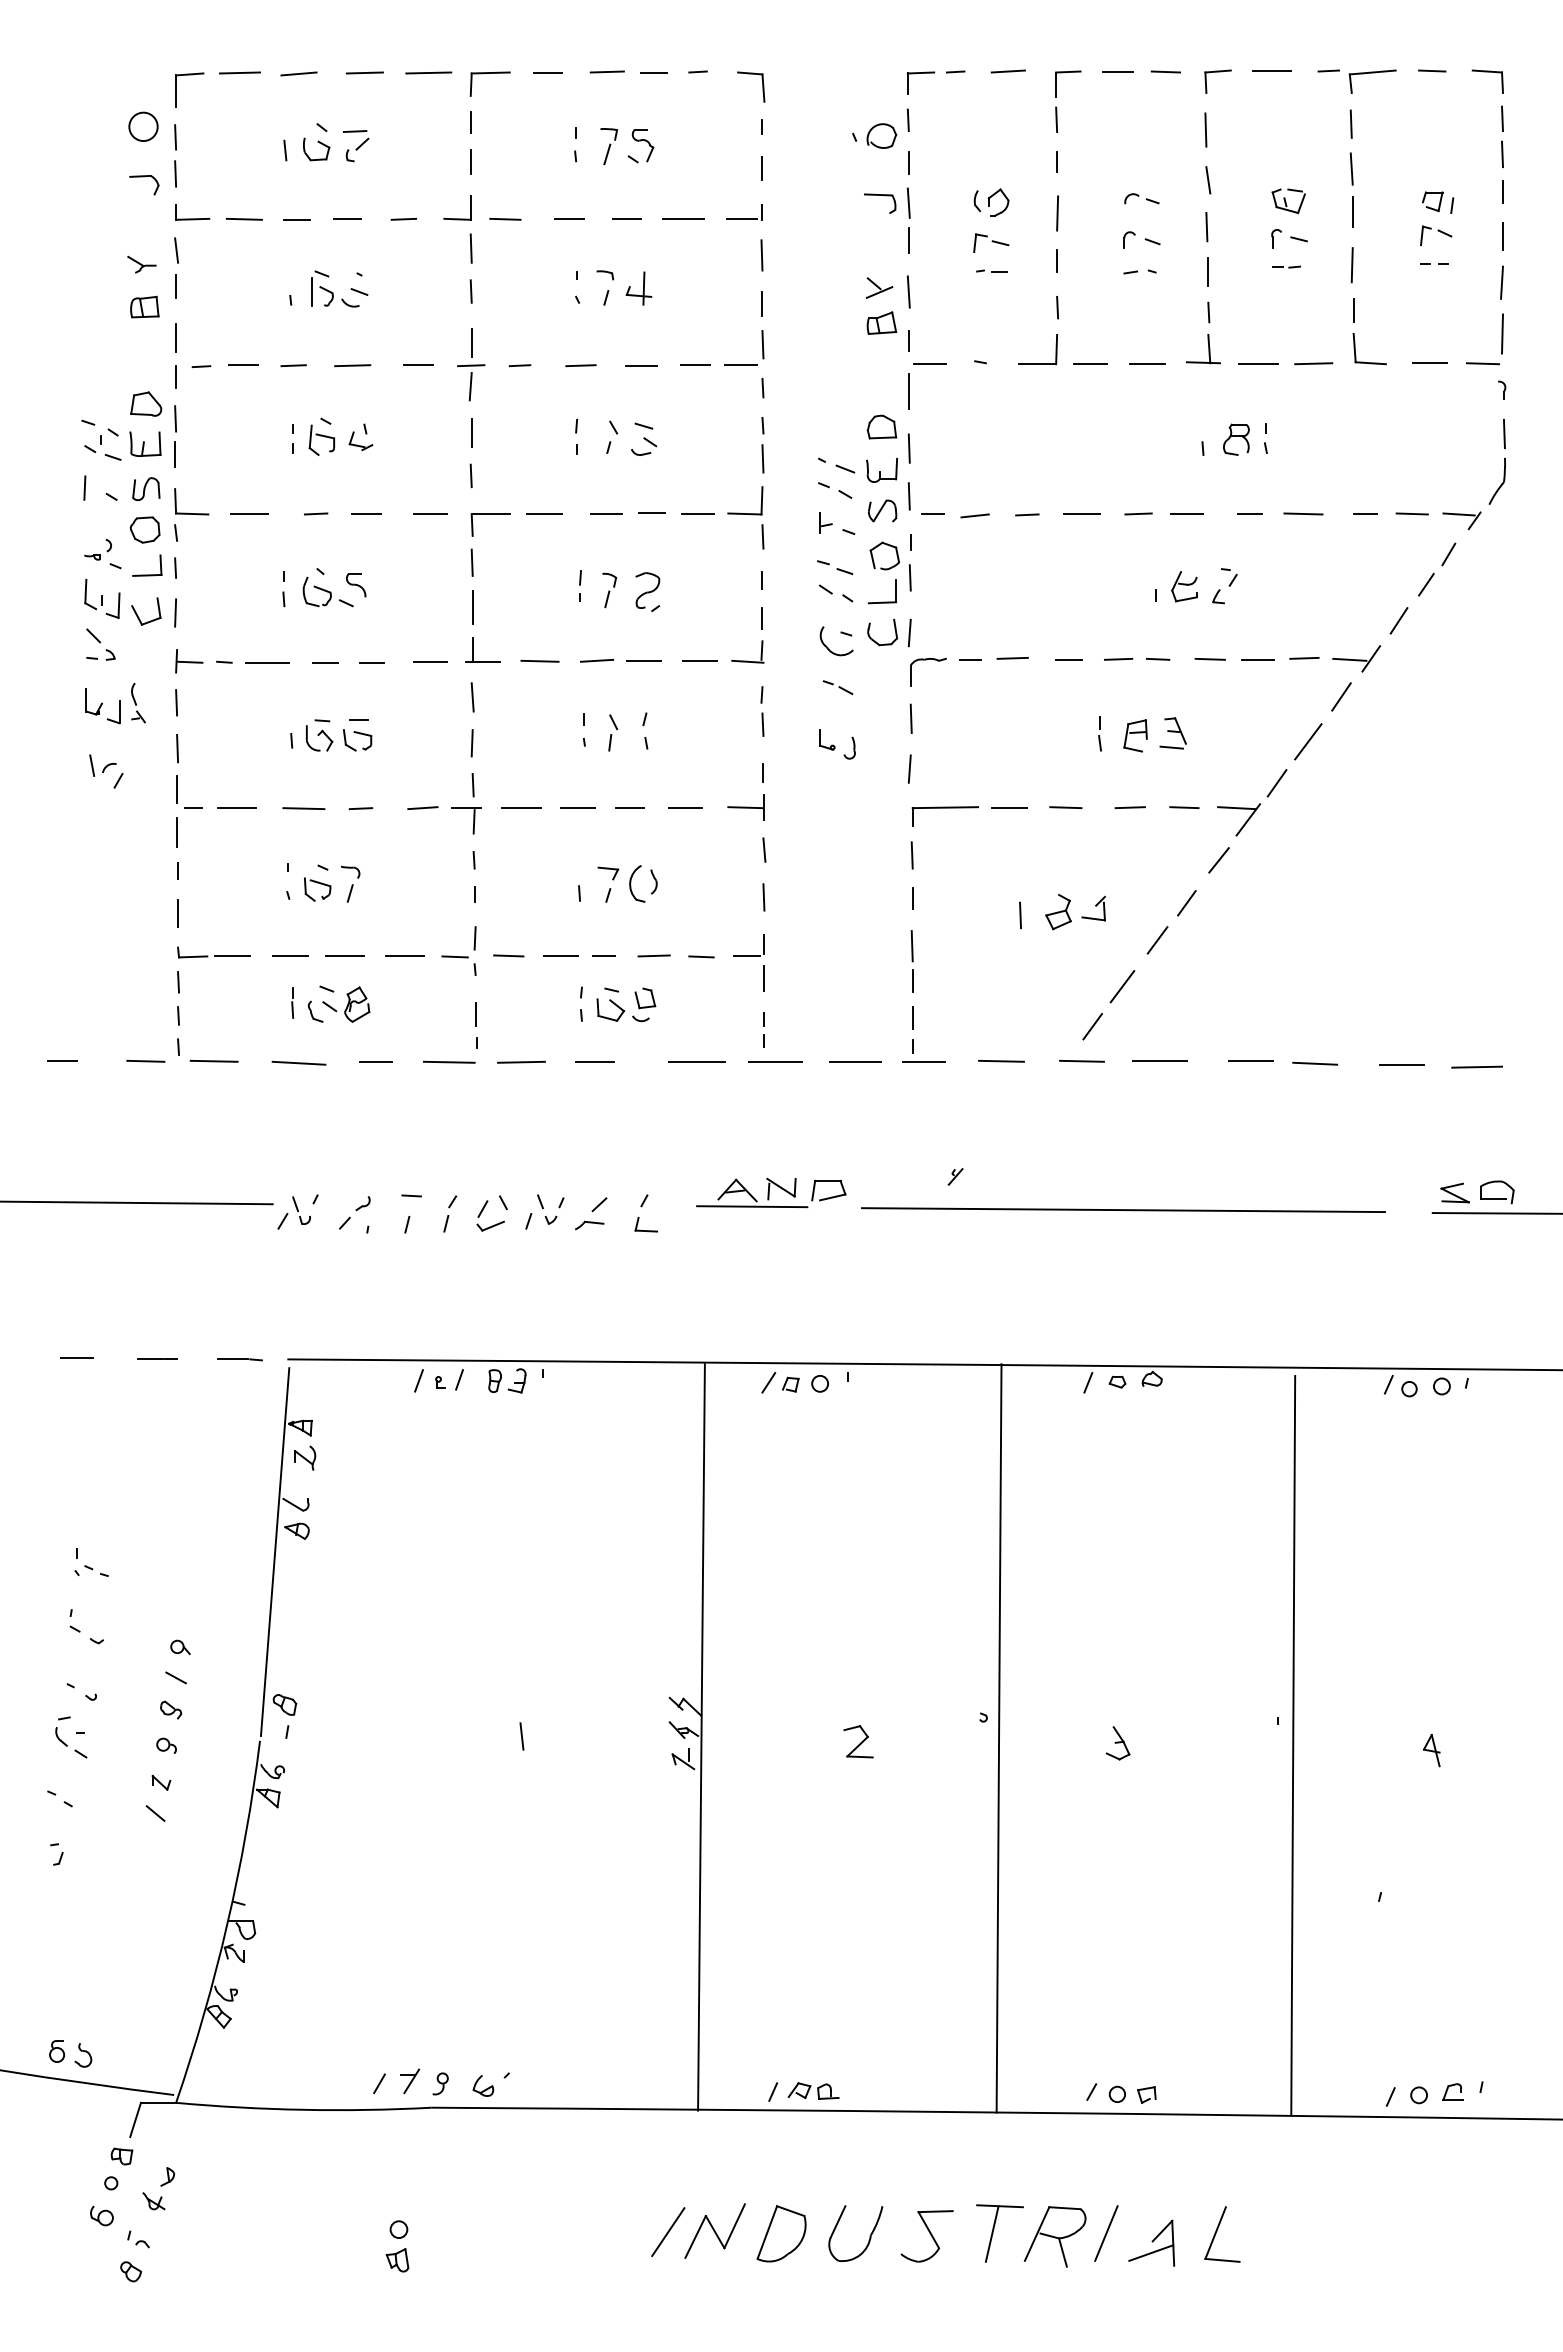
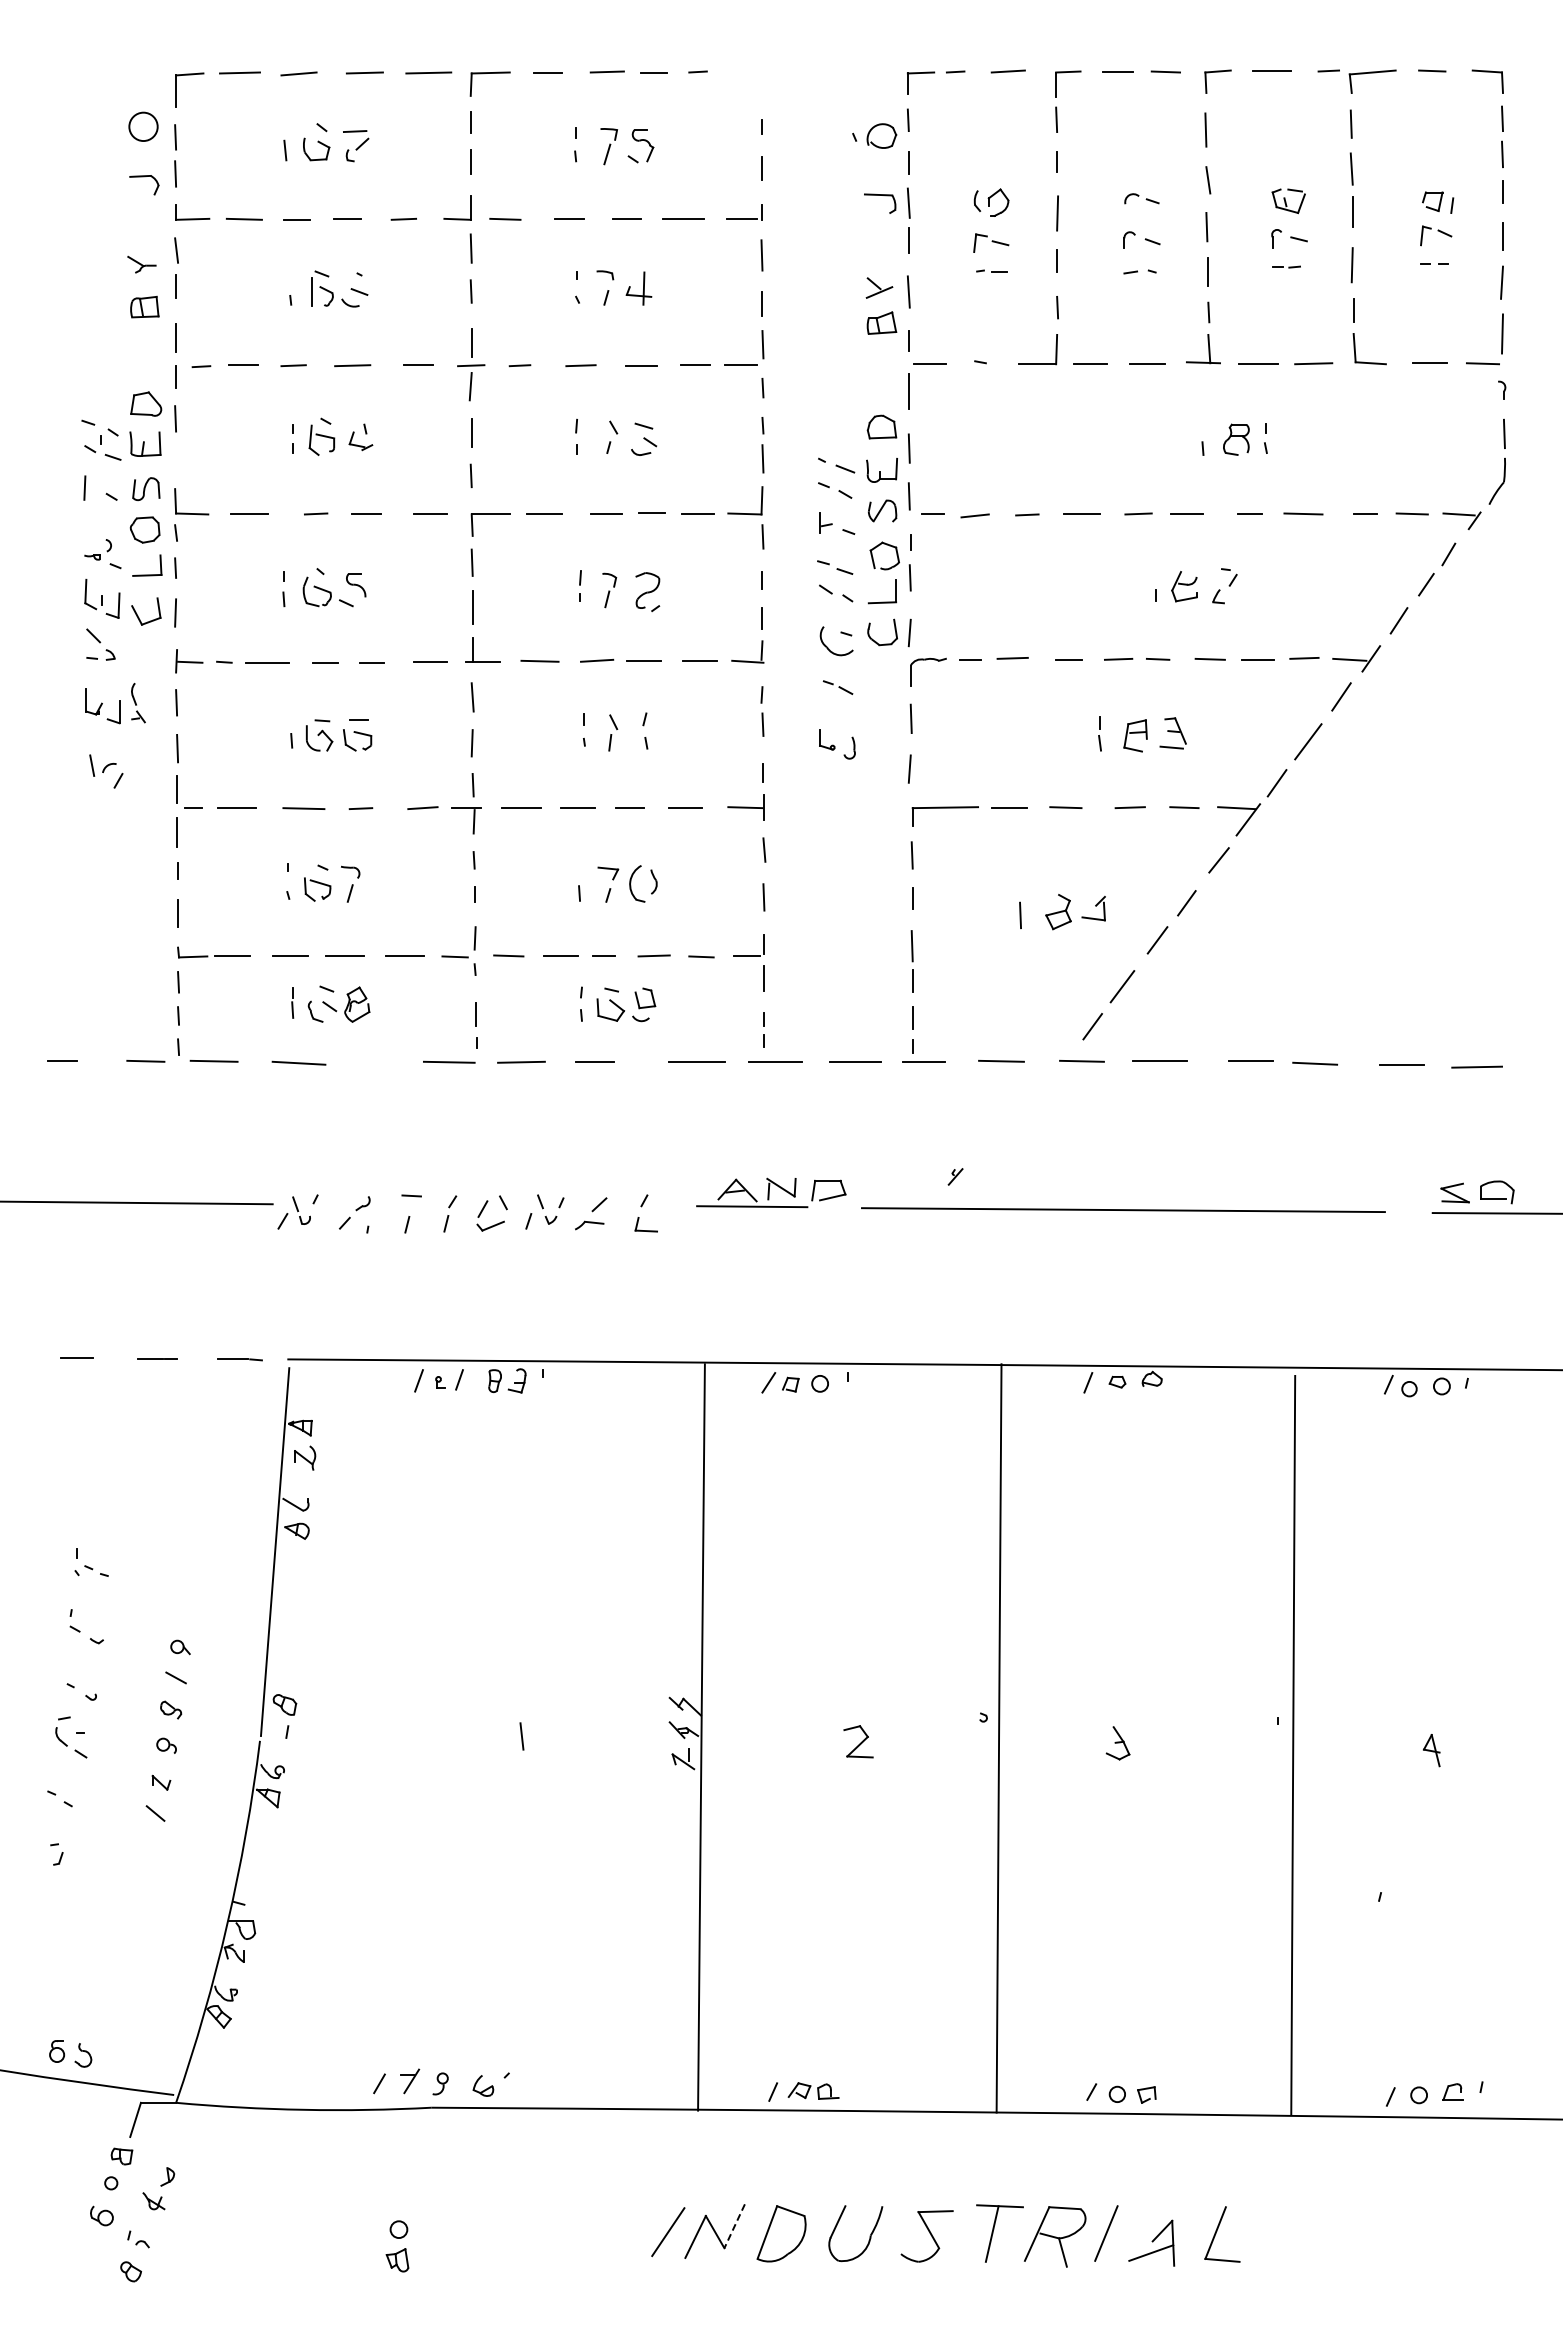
part: present -> none (762, 86)
line: present -> none (175, 454)
line: present -> none (375, 1061)
line: solid -> dashed (734, 2226)
